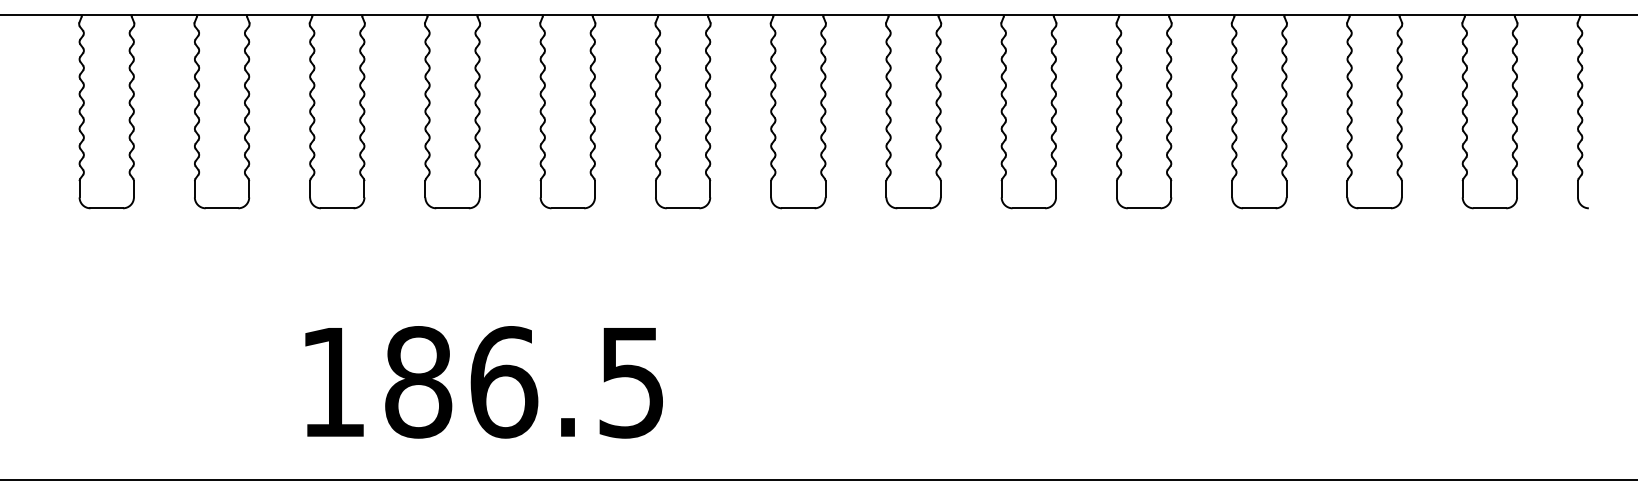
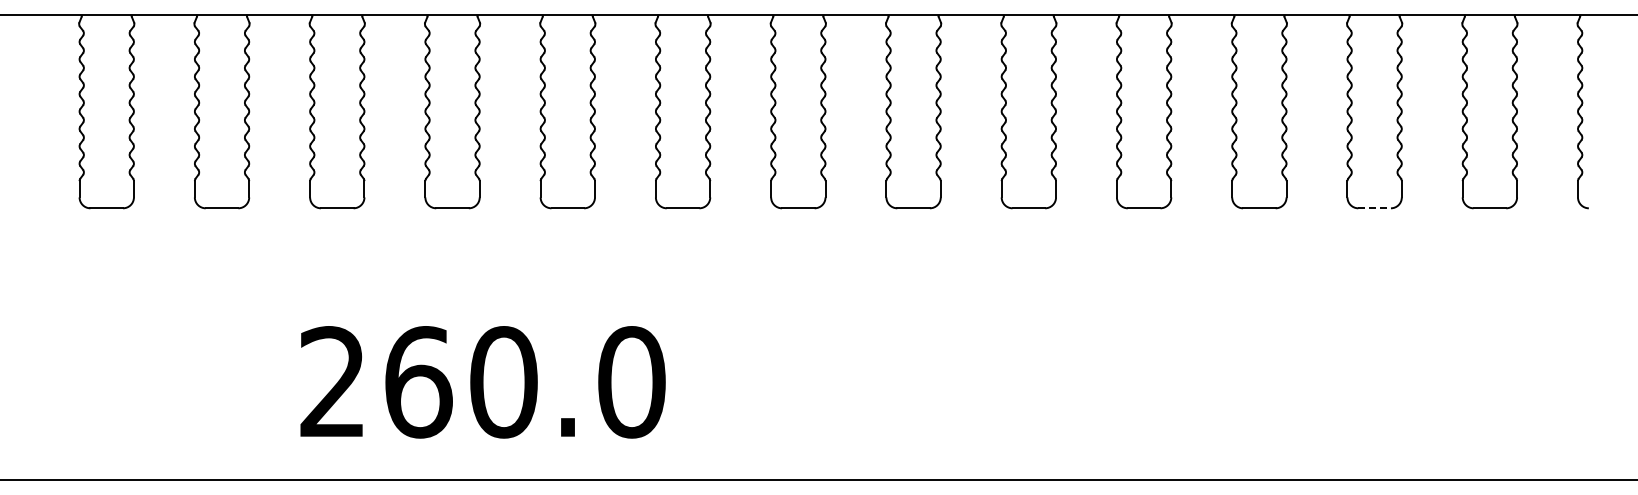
line: solid -> dashed (1375, 208)
text: 186.5 -> 260.0 (482, 382)
